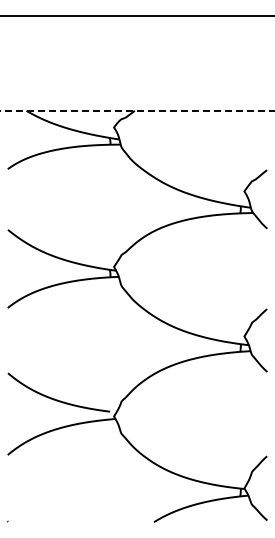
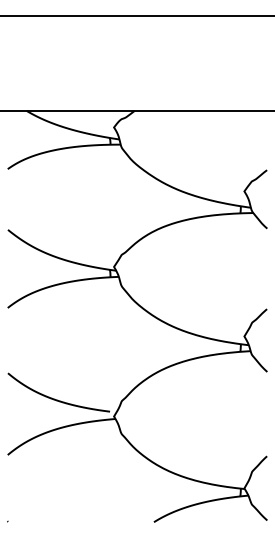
line: dashed -> solid (137, 110)
